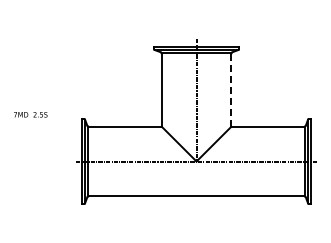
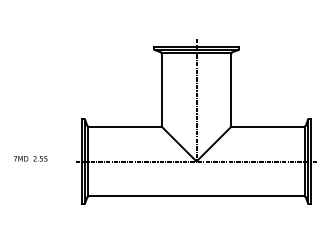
line: dashed -> solid (231, 91)
text position: (30, 114) -> (30, 158) (30, 158)
